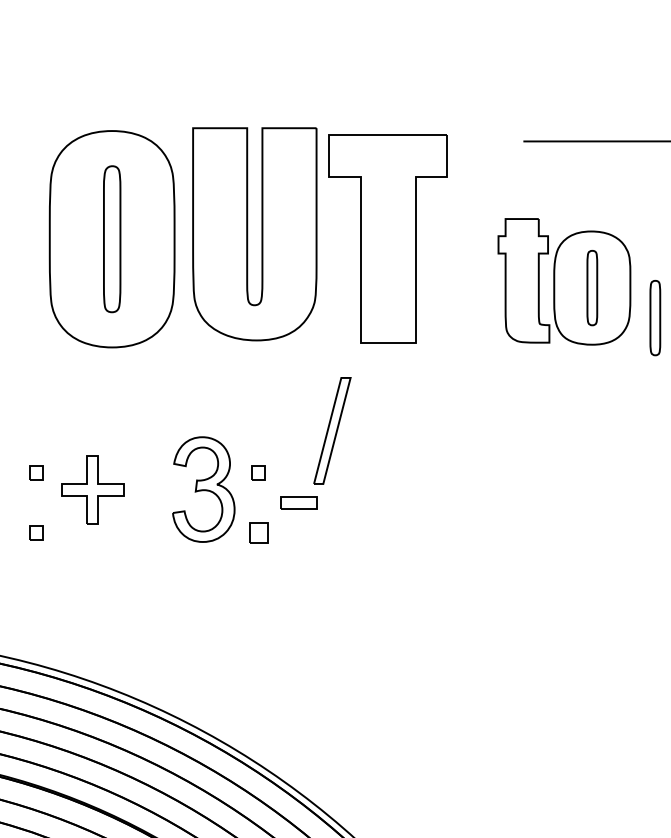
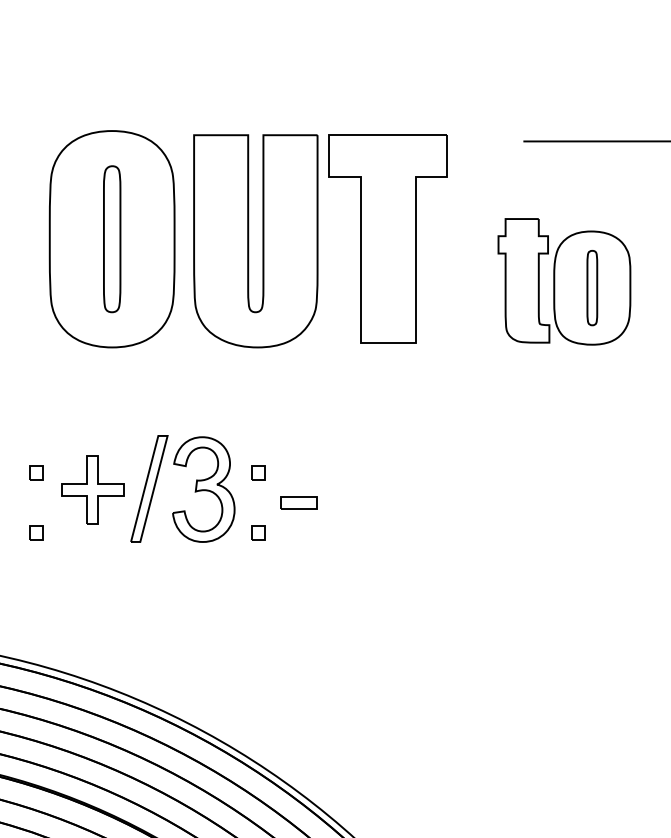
part position: (254, 234) -> (255, 241) (255, 241)
part: present -> none (655, 318)
part position: (332, 430) -> (149, 488) (149, 488)
part size: 20x22 px -> 15x16 px (258, 532)
